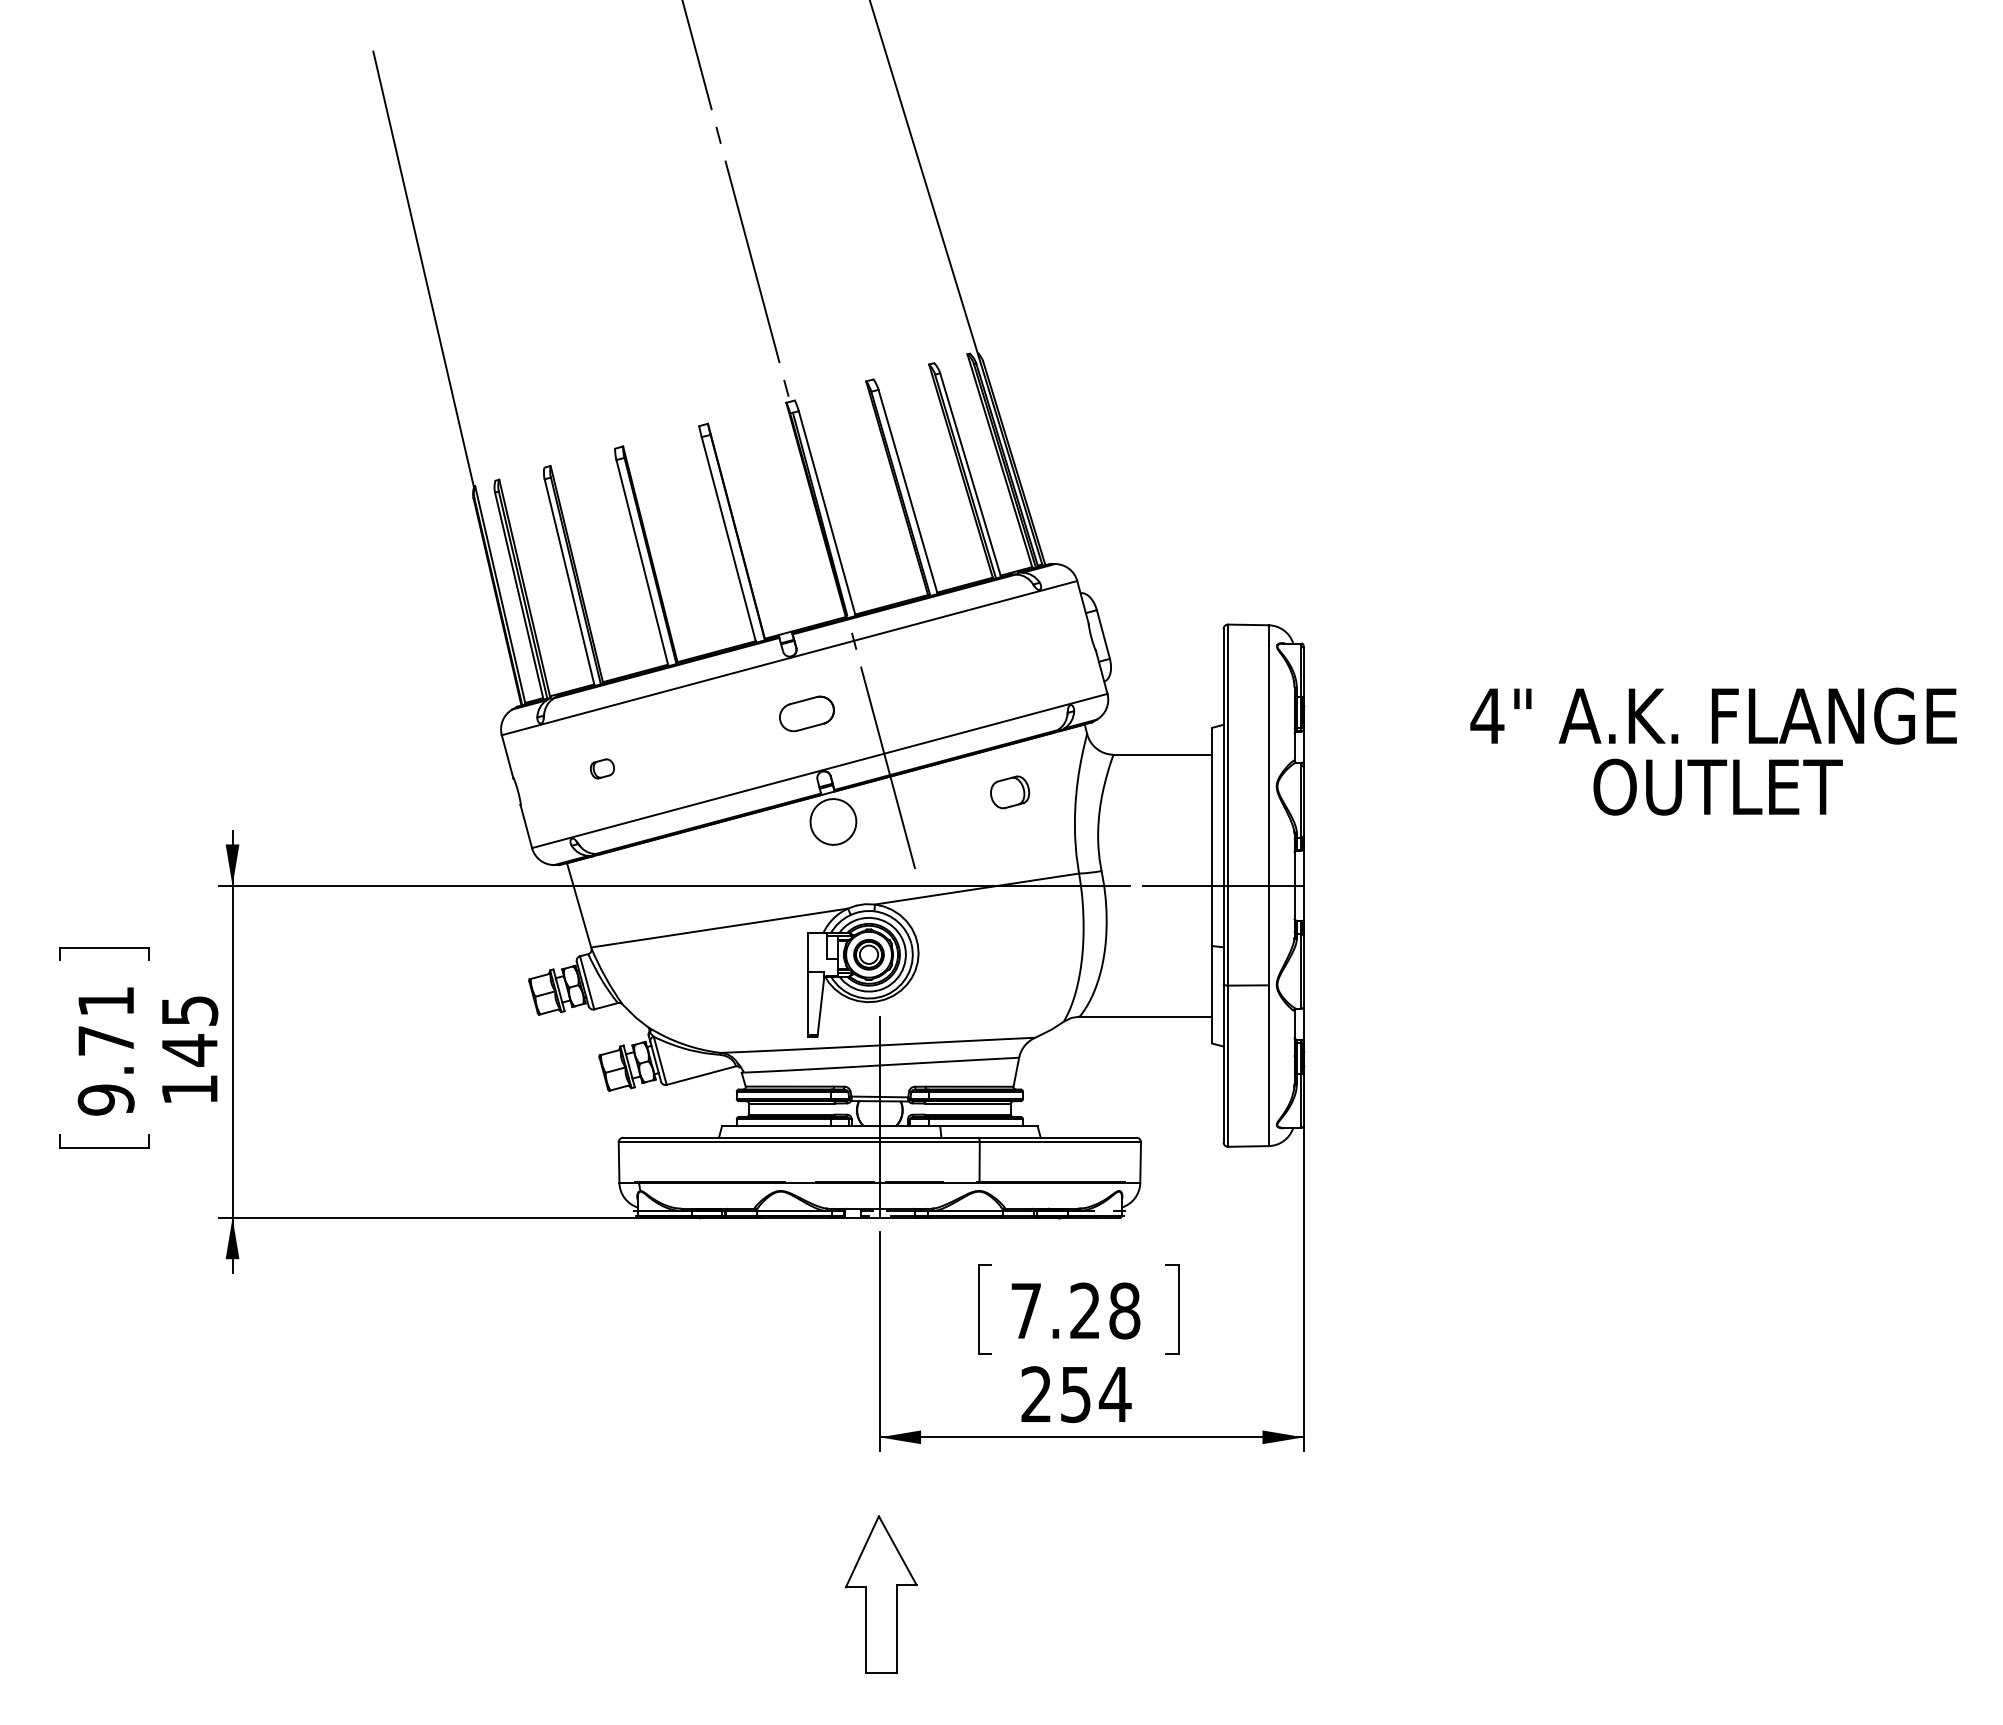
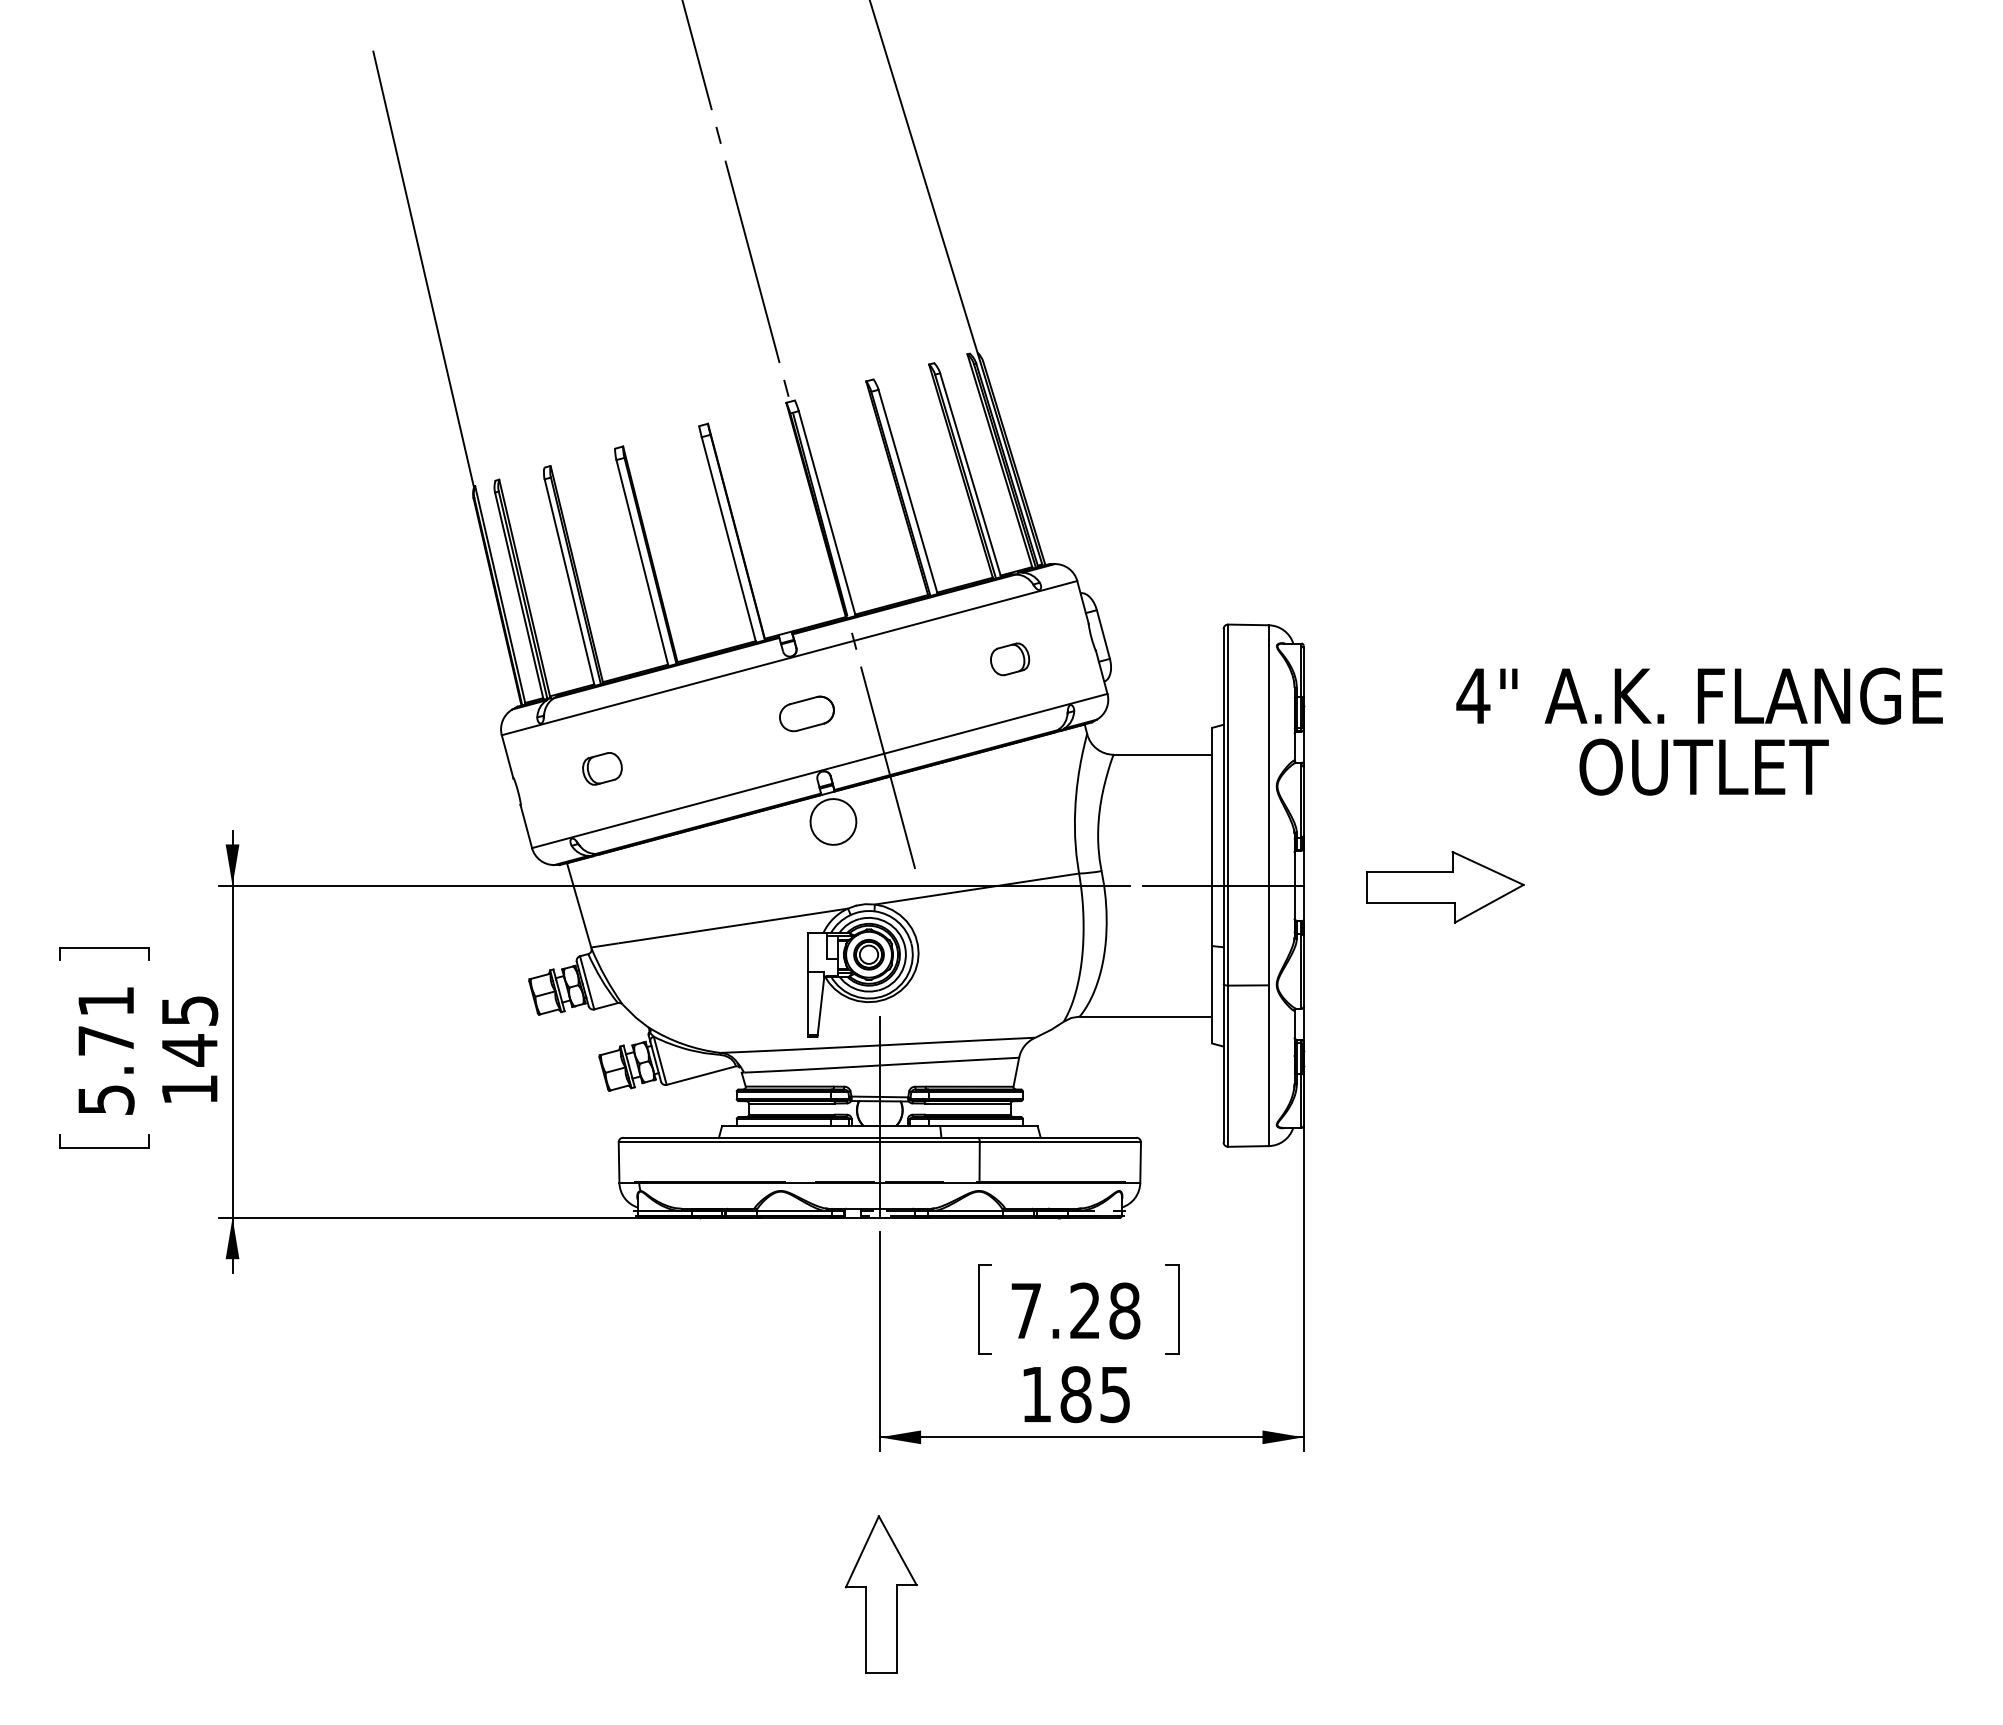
text position: (1713, 751) -> (1699, 731) (1699, 731)
part size: 26x22 px -> 41x34 px (602, 768)
part position: (1010, 792) -> (1010, 659) (1010, 659)
part: none -> present (1445, 886)
text: 9.71 -> 5.71 (105, 1099)
text: 254 -> 185 (1076, 1394)
